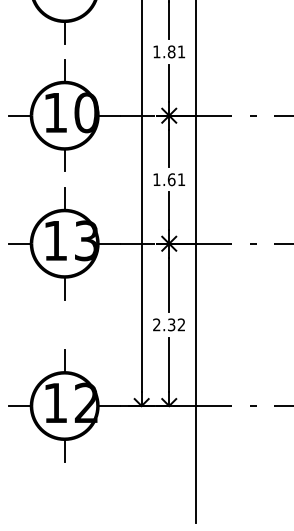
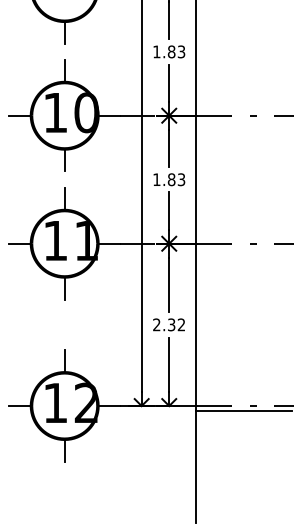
text: 1.81 -> 1.83 (181, 51)
text: 1.61 -> 1.83 (176, 179)
text: 13 -> 11 (86, 240)
line: none -> present (242, 411)
